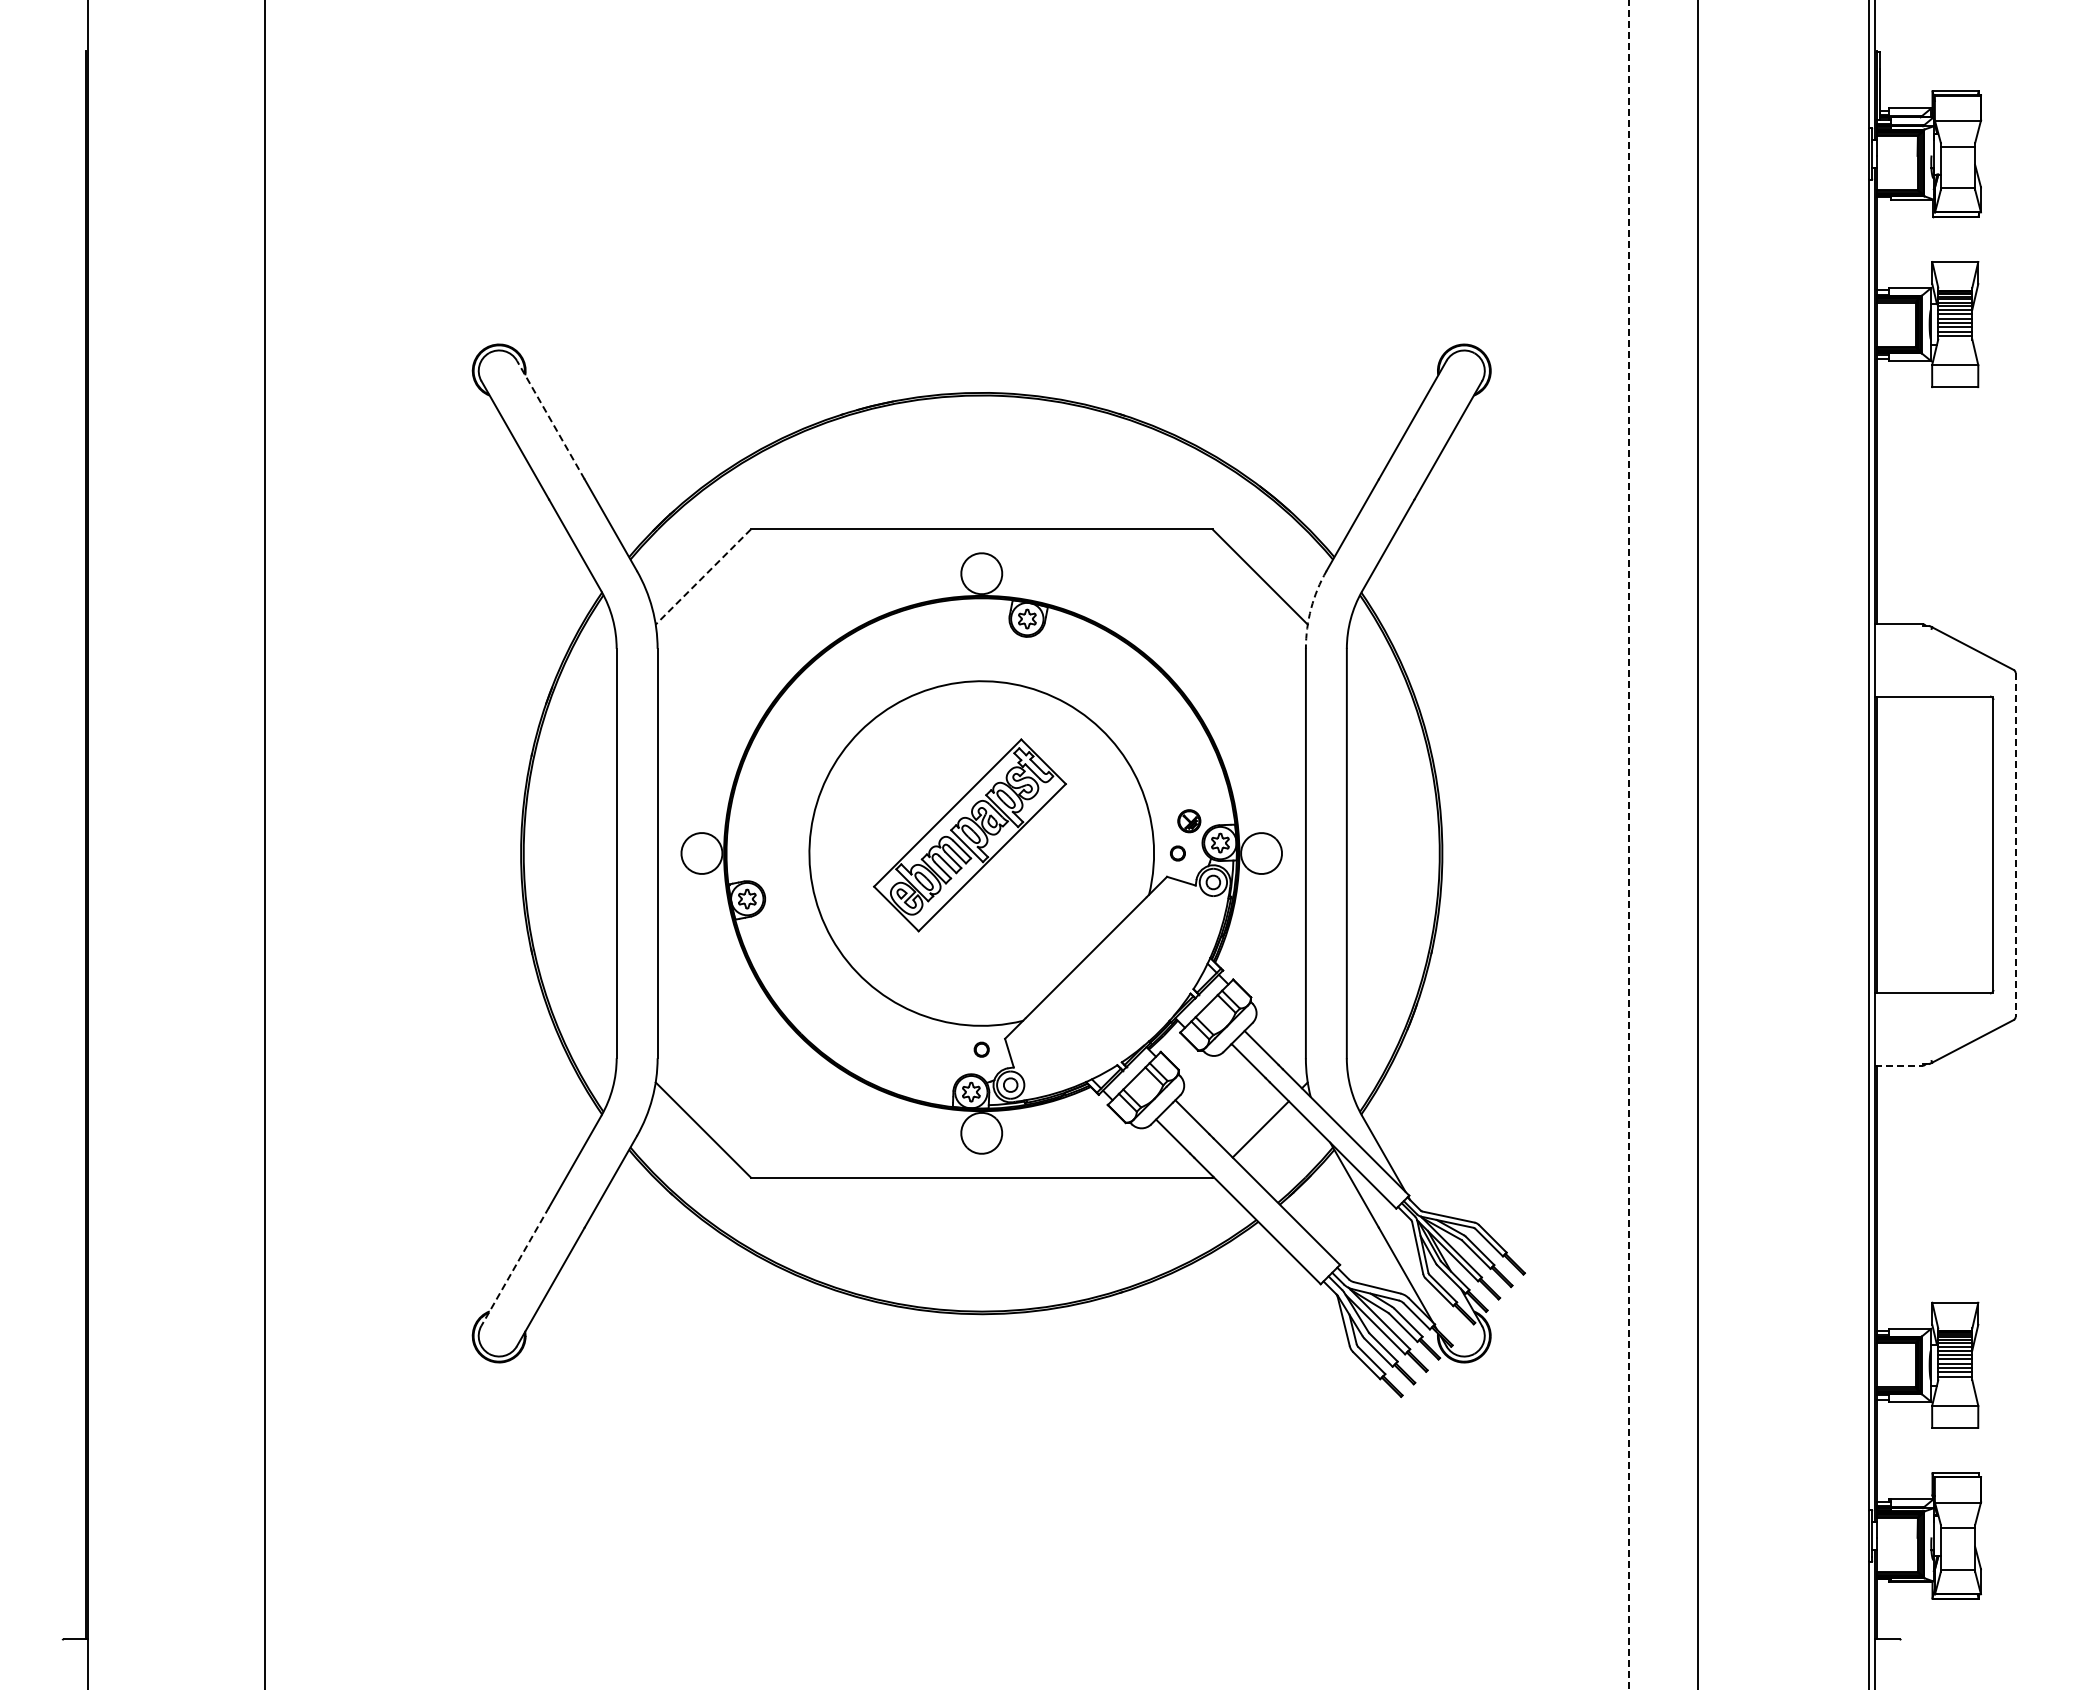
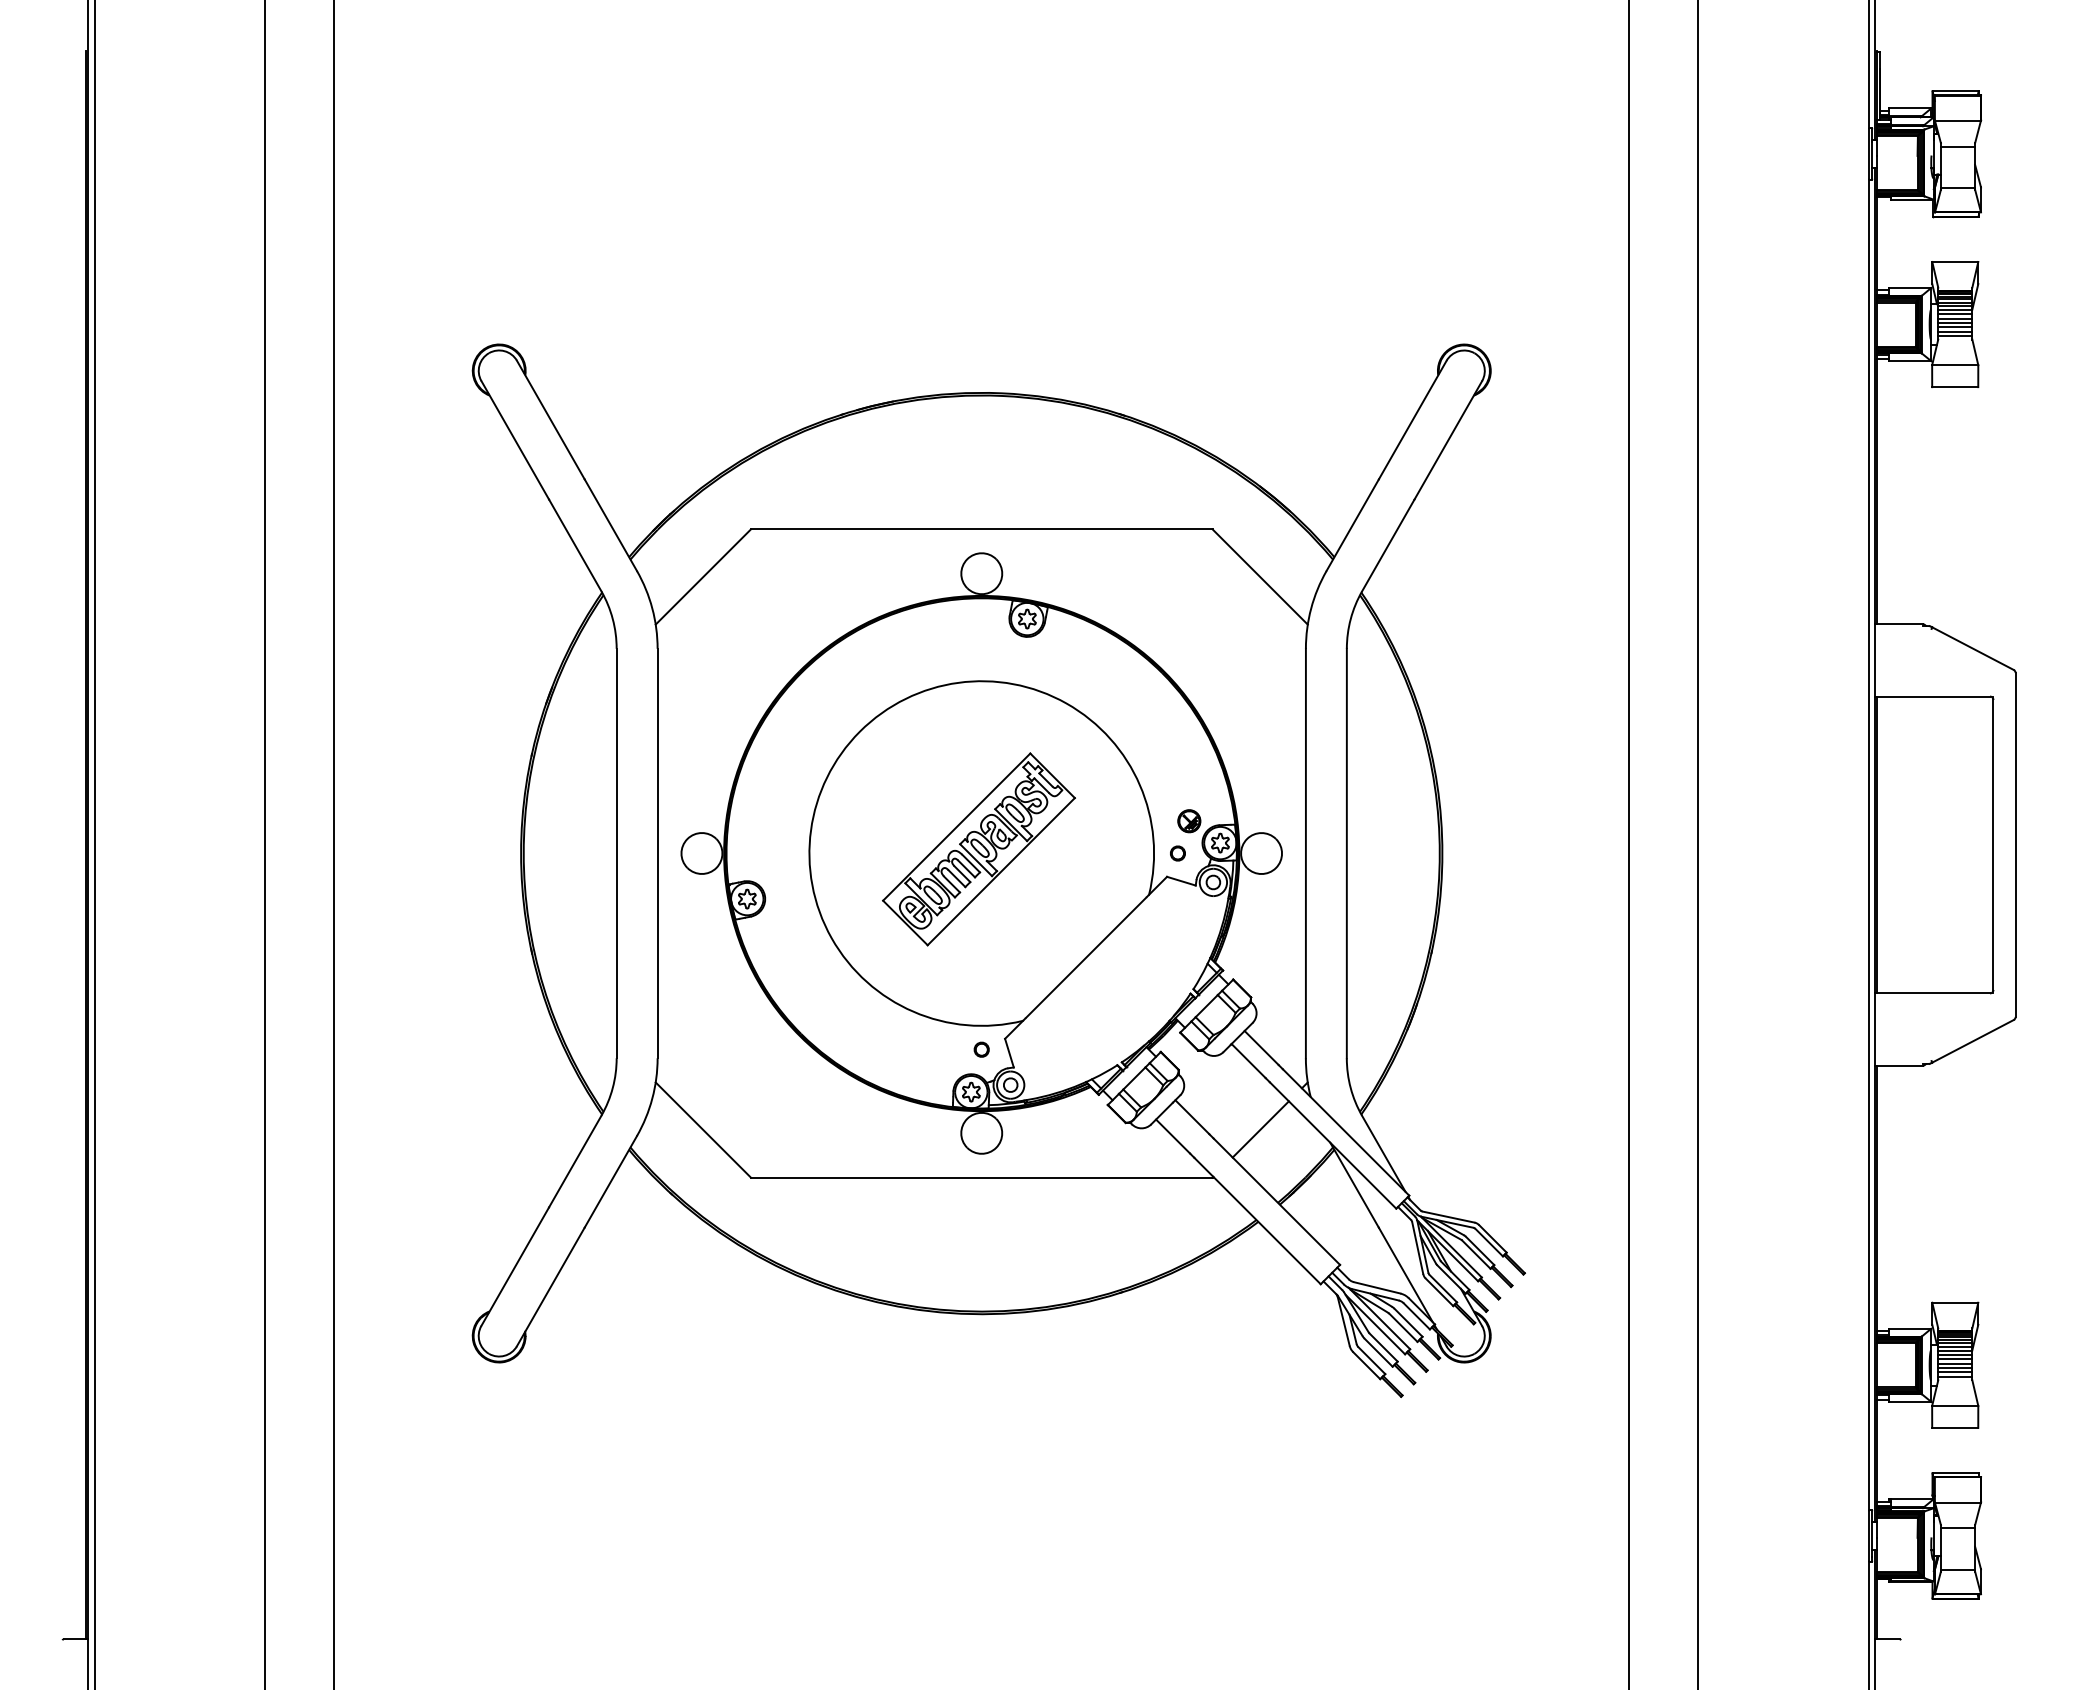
line: dashed -> solid (550, 419)
line: dashed -> solid (703, 577)
arc: dashed -> solid (1311, 608)
part position: (969, 835) -> (978, 849) (978, 849)
line: none -> present (94, 844)
line: none -> present (334, 844)
line: dashed -> solid (1629, 844)
line: dashed -> solid (2015, 845)
line: dashed -> solid (1898, 1065)
line: dashed -> solid (515, 1267)
